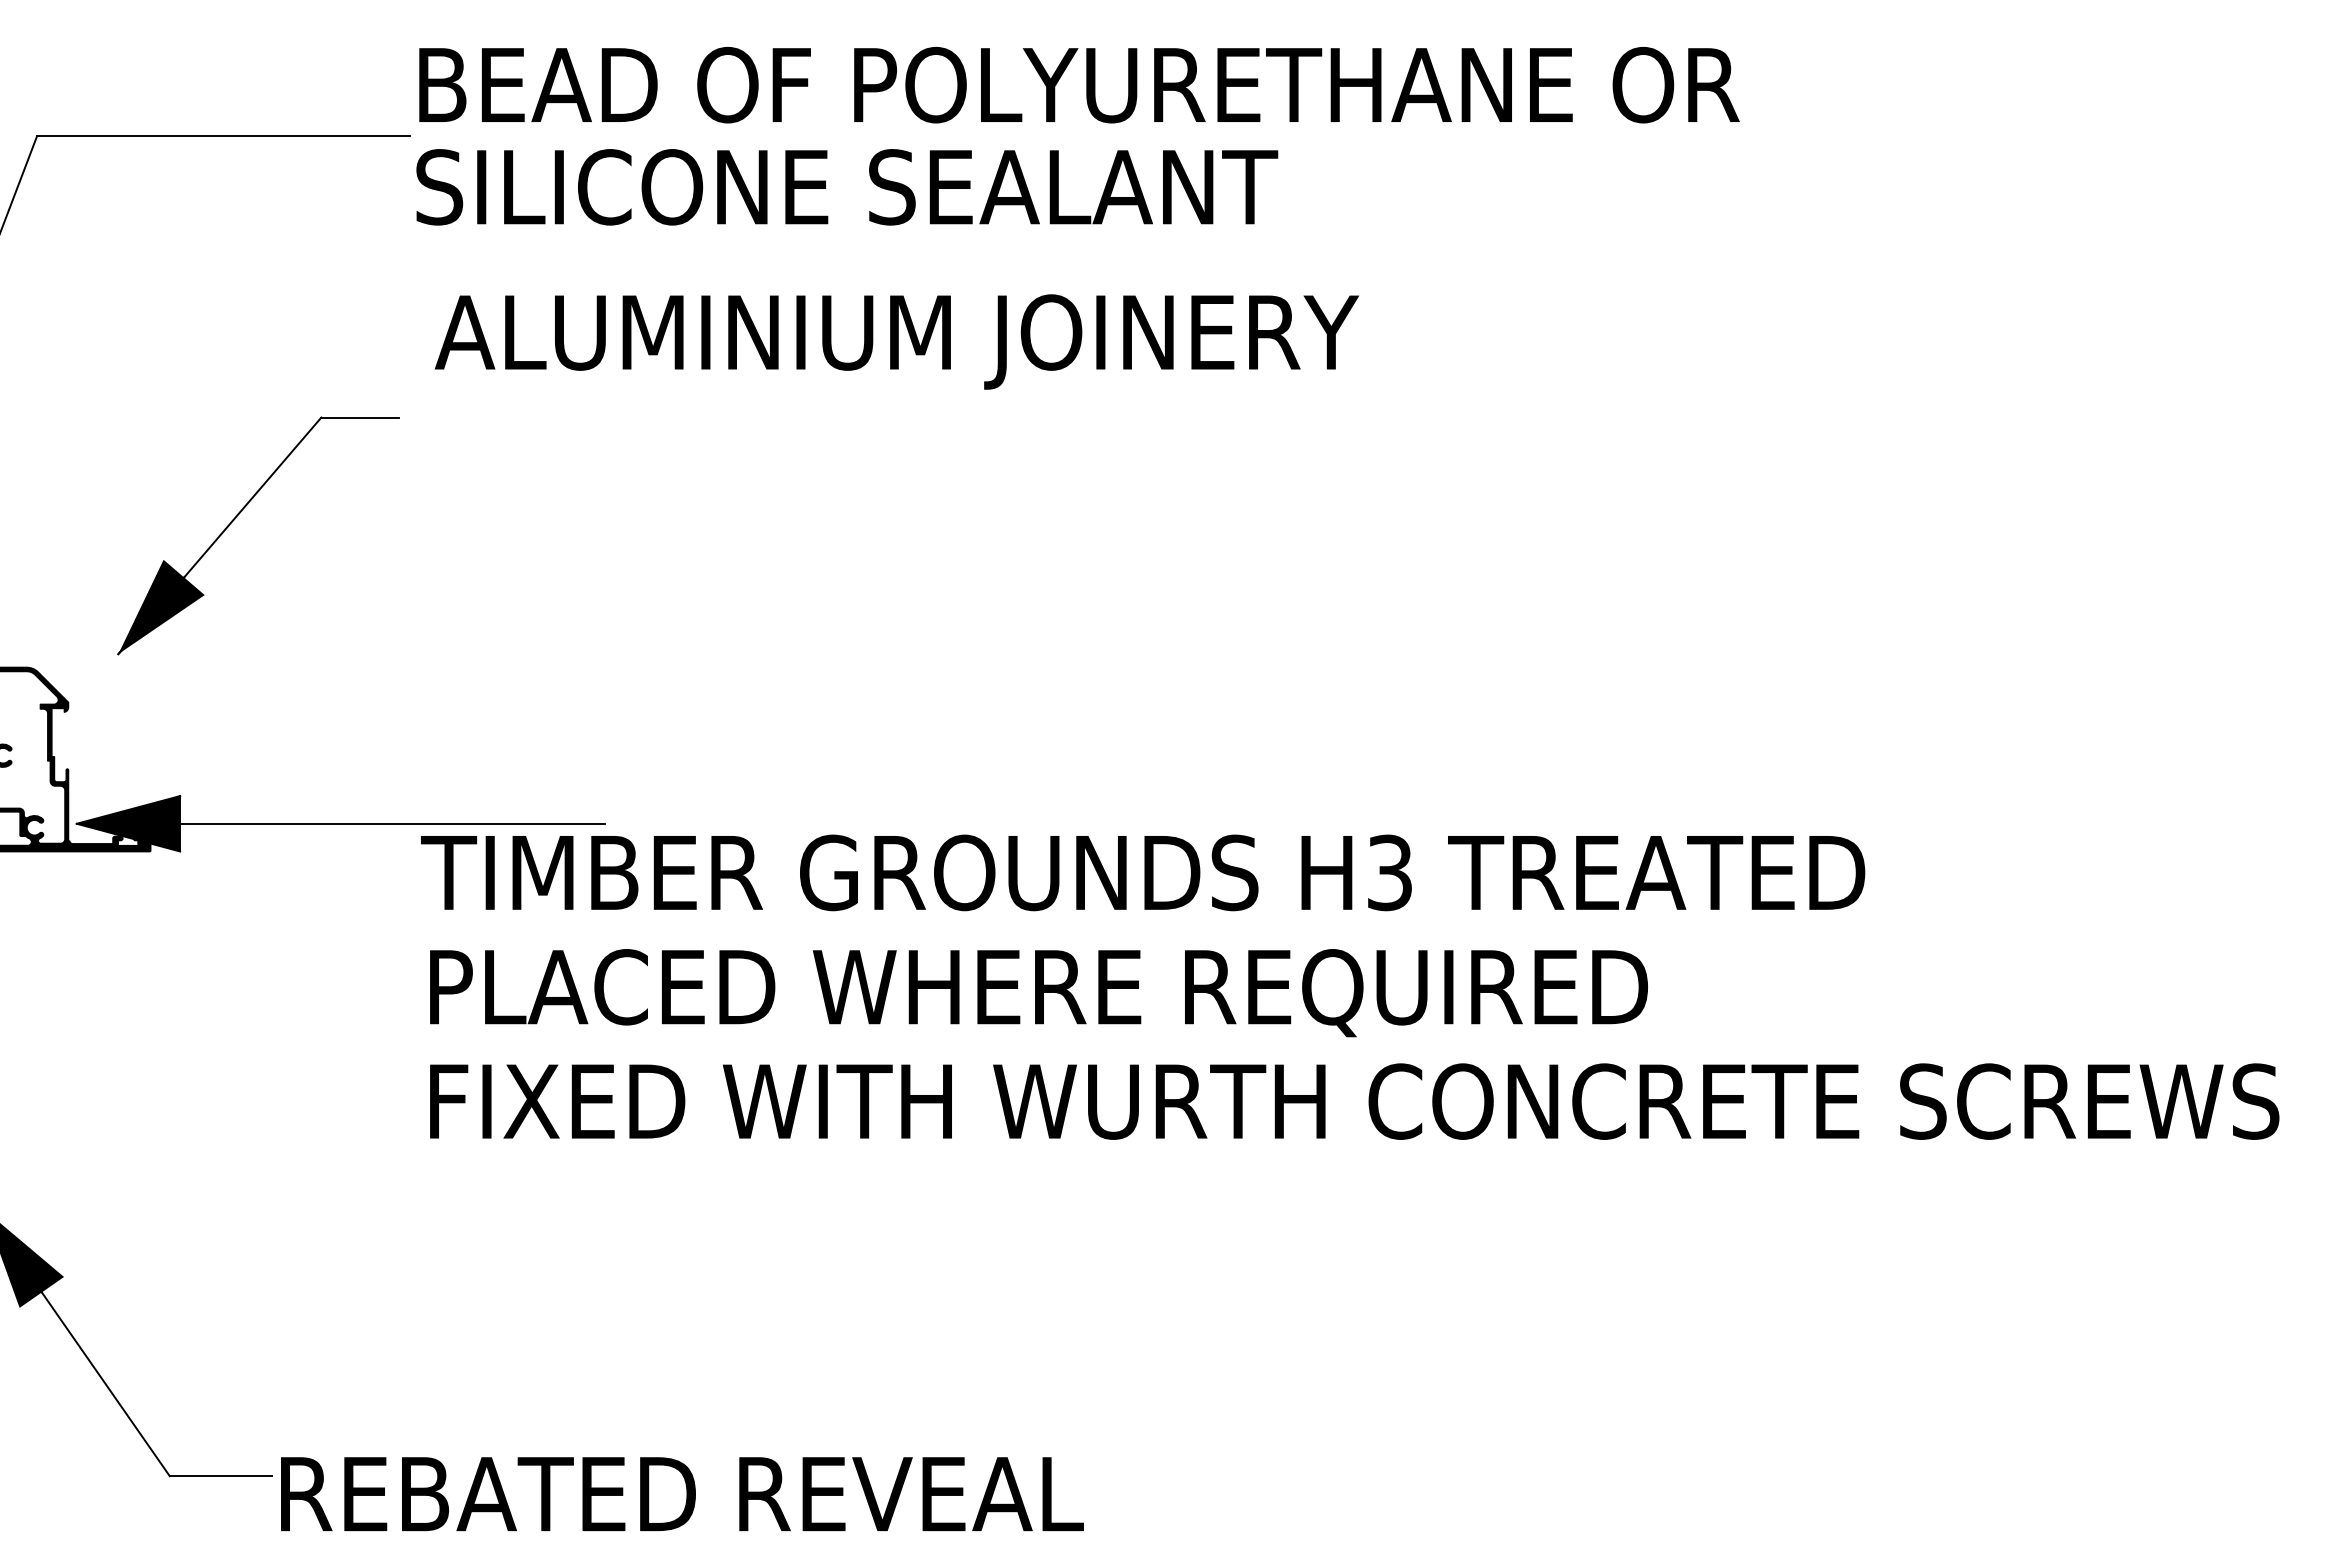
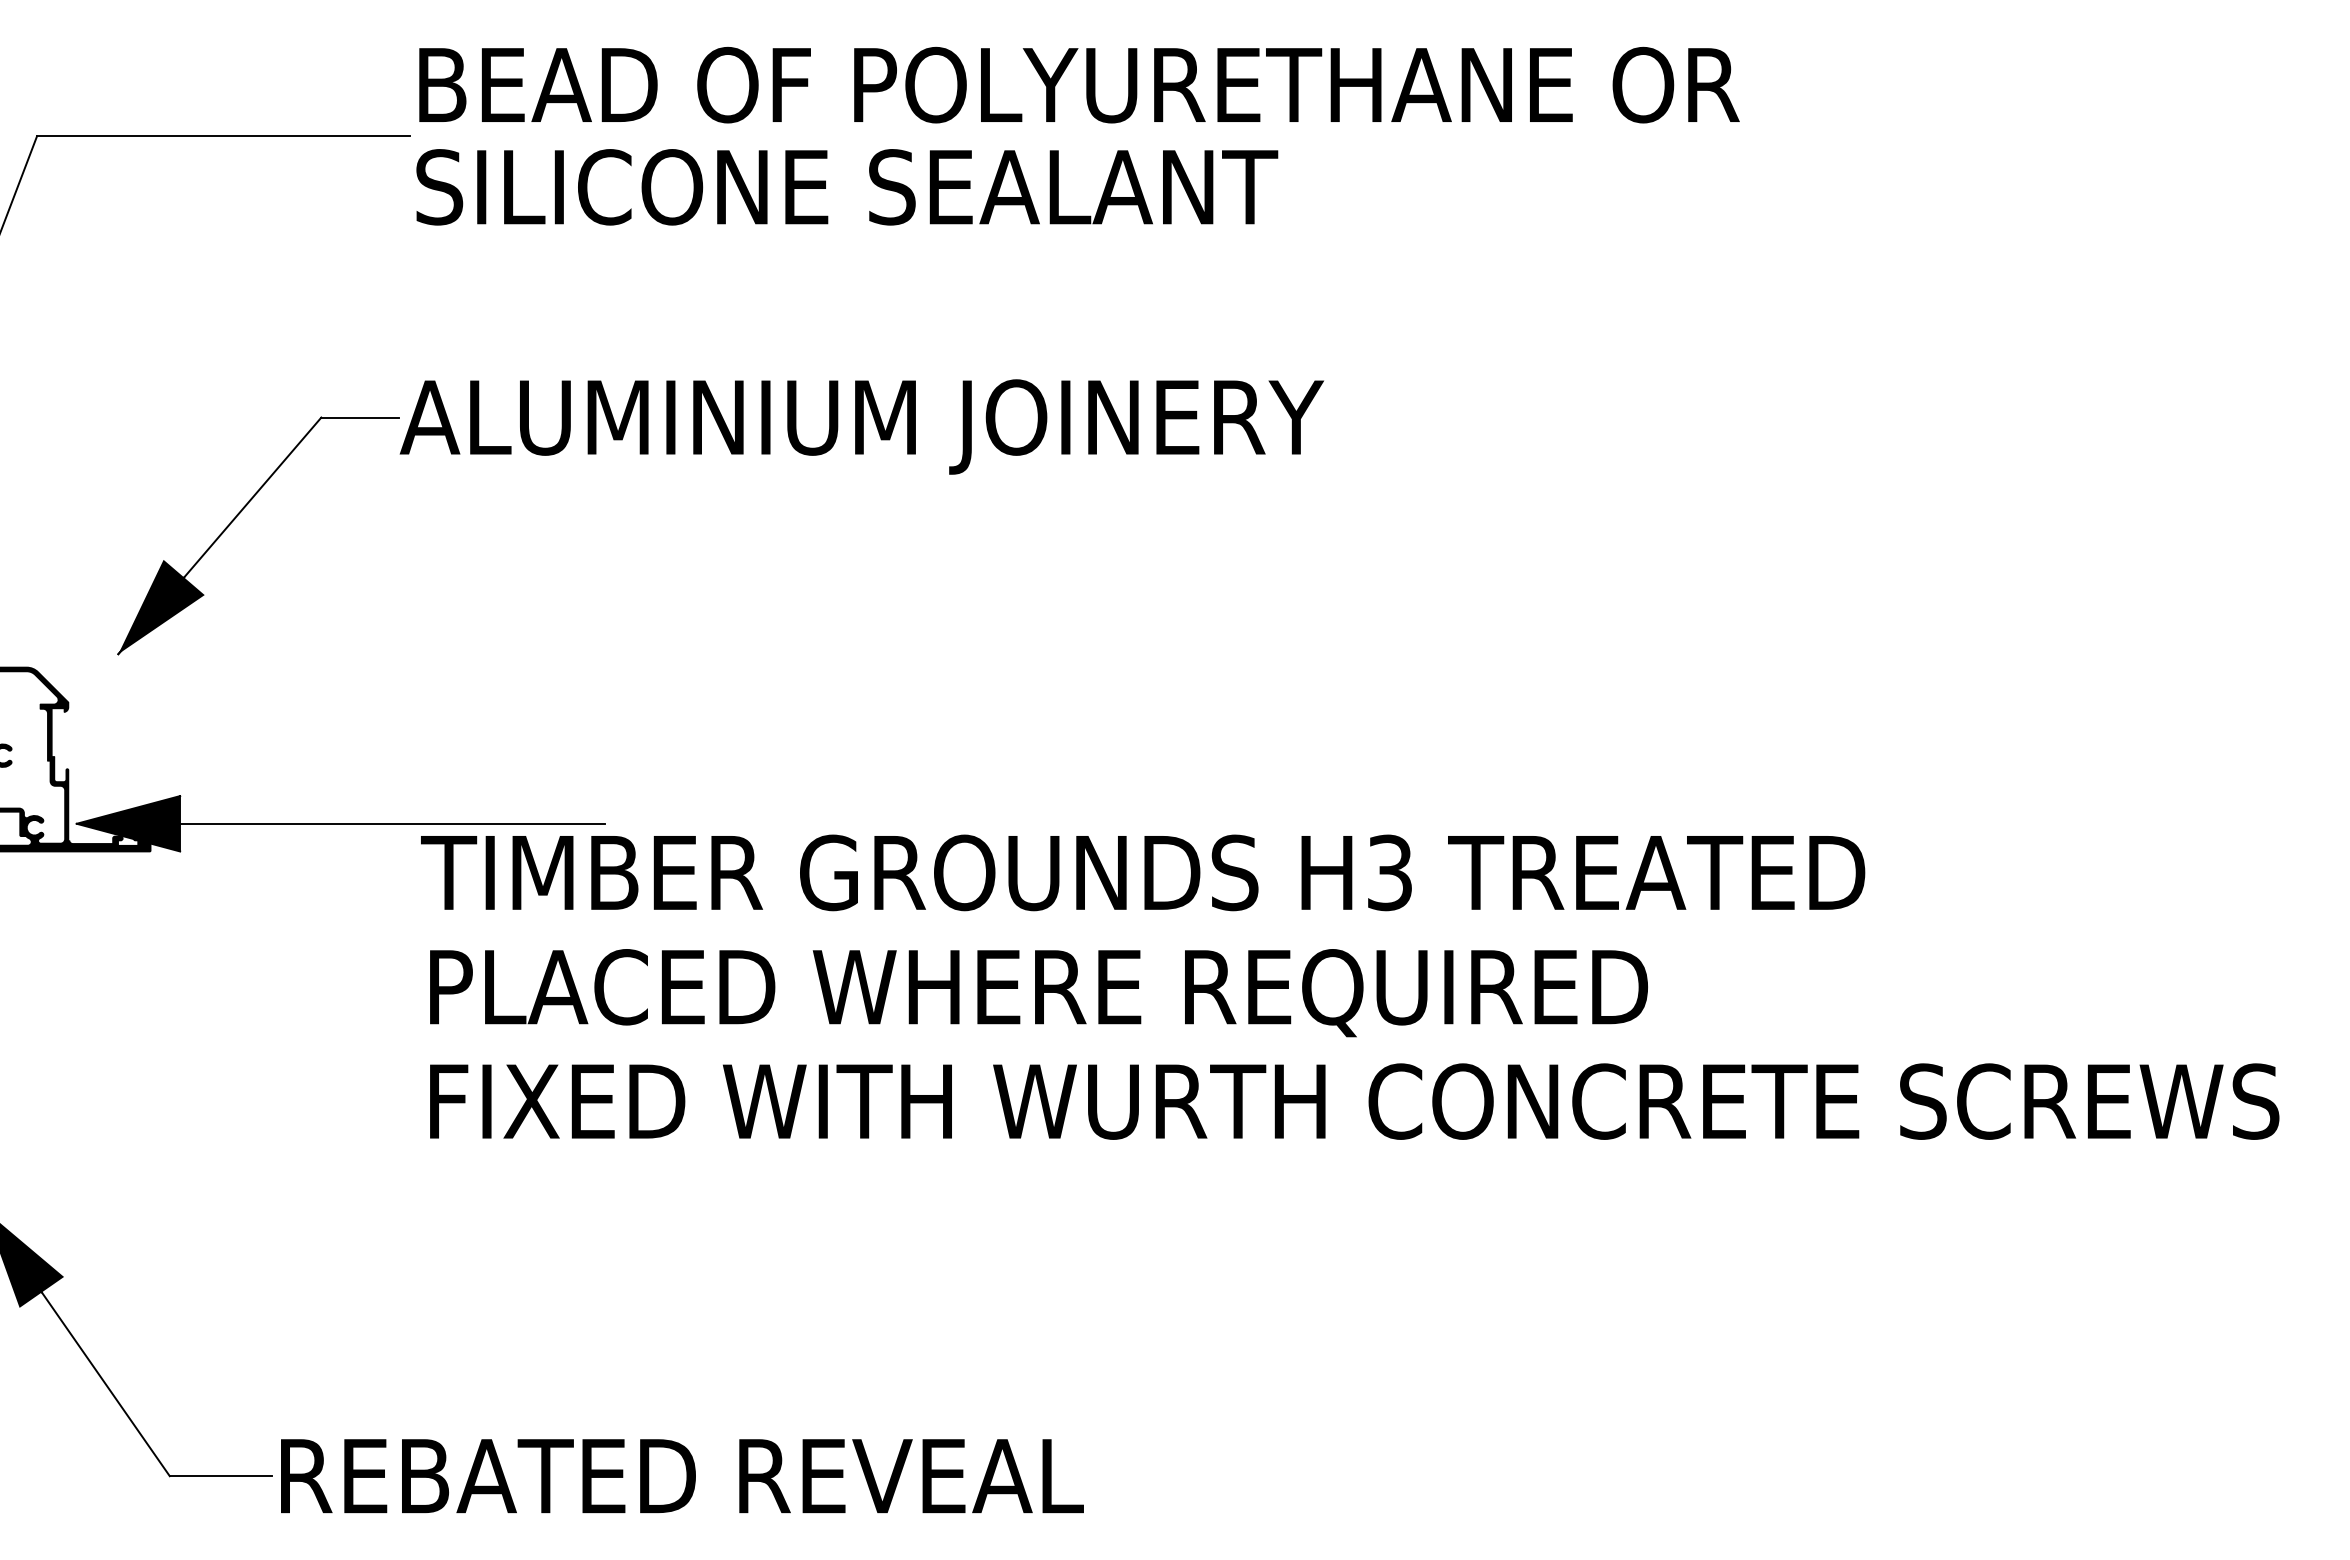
text position: (896, 341) -> (861, 426) (861, 426)
text position: (682, 1494) -> (682, 1476) (682, 1476)
